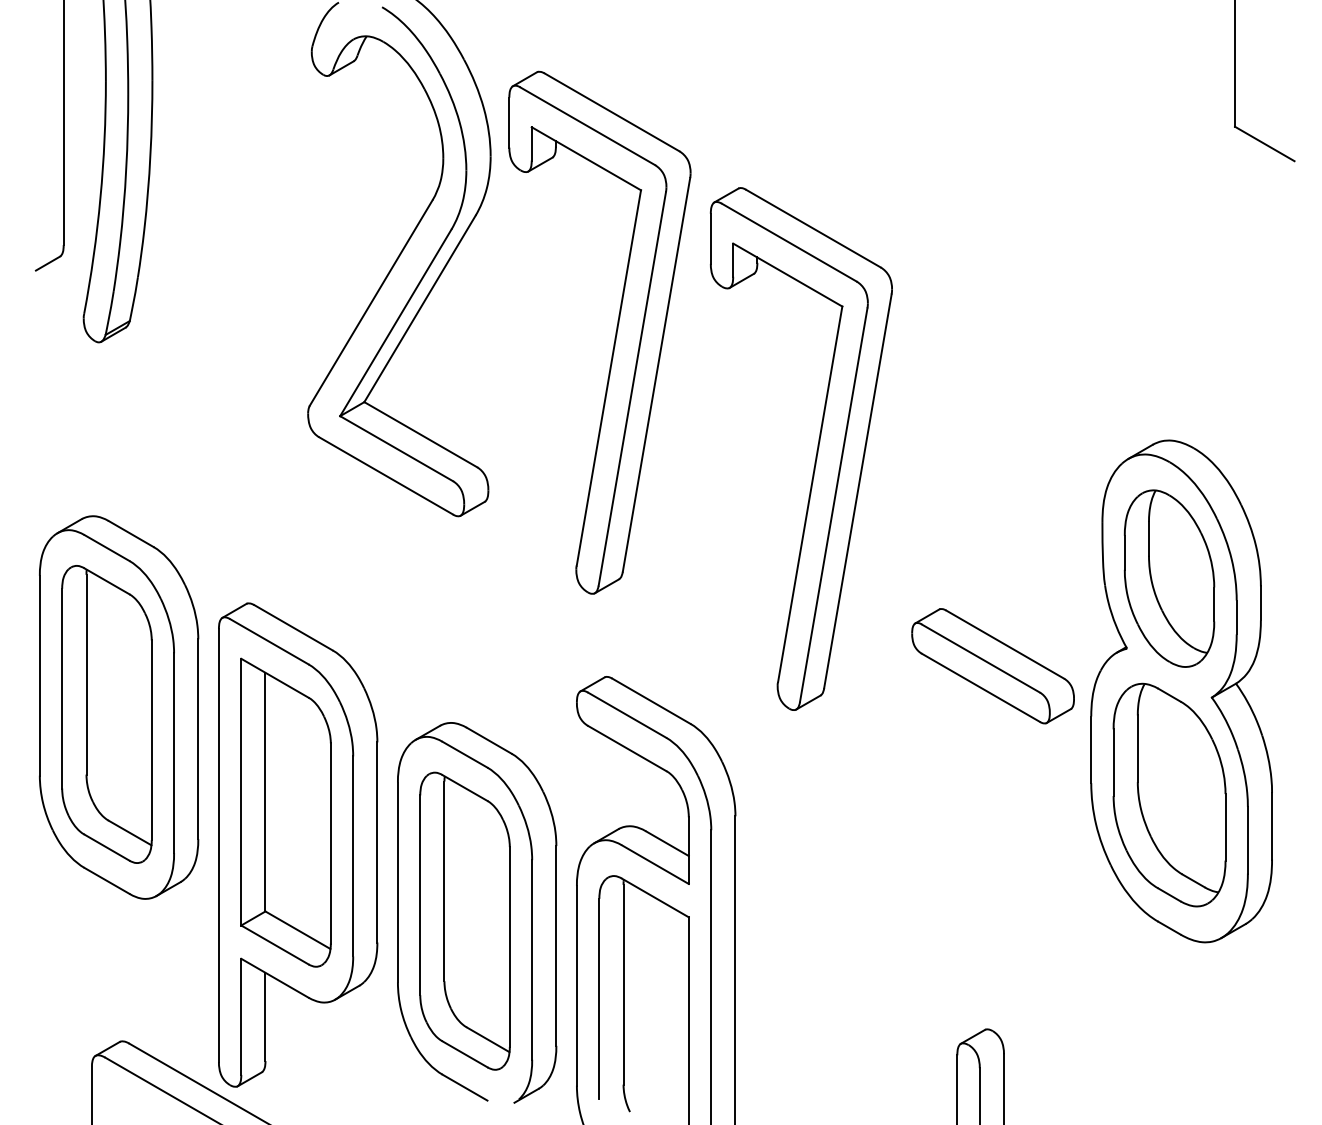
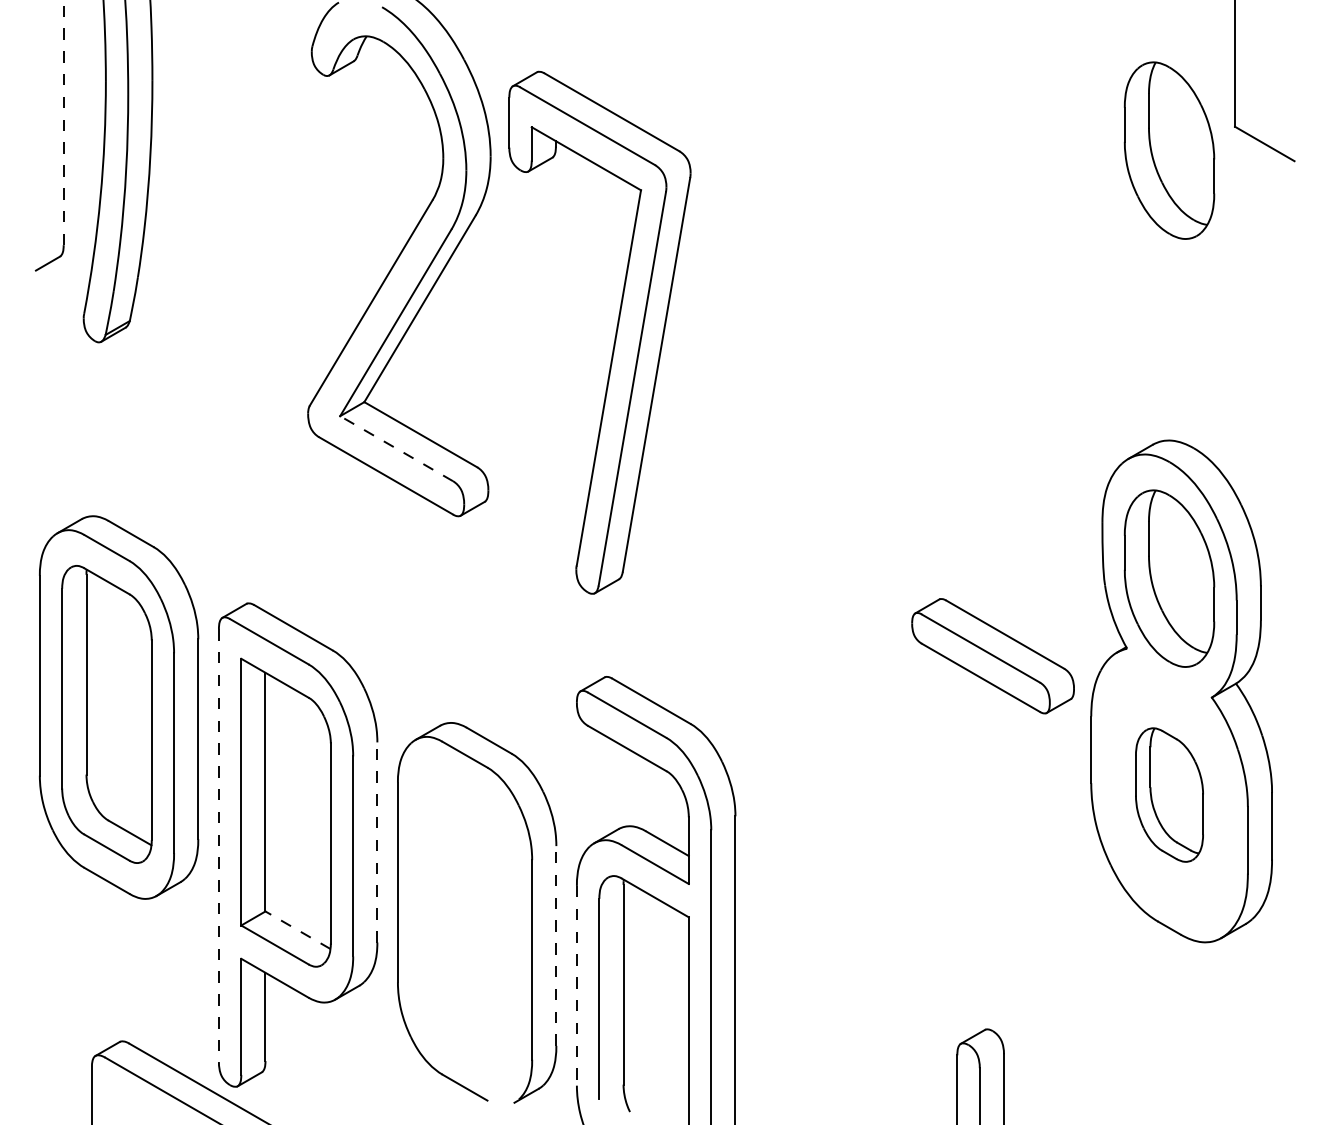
line: solid -> dashed (63, 122)
part: none -> present (1169, 150)
line: solid -> dashed (396, 448)
part: present -> none (816, 450)
part position: (992, 666) -> (992, 656) (992, 656)
part size: 115x226 px -> 69x136 px (1169, 794)
line: solid -> dashed (377, 841)
line: solid -> dashed (218, 846)
part: present -> none (464, 920)
line: solid -> dashed (297, 930)
line: solid -> dashed (556, 945)
line: solid -> dashed (576, 985)
